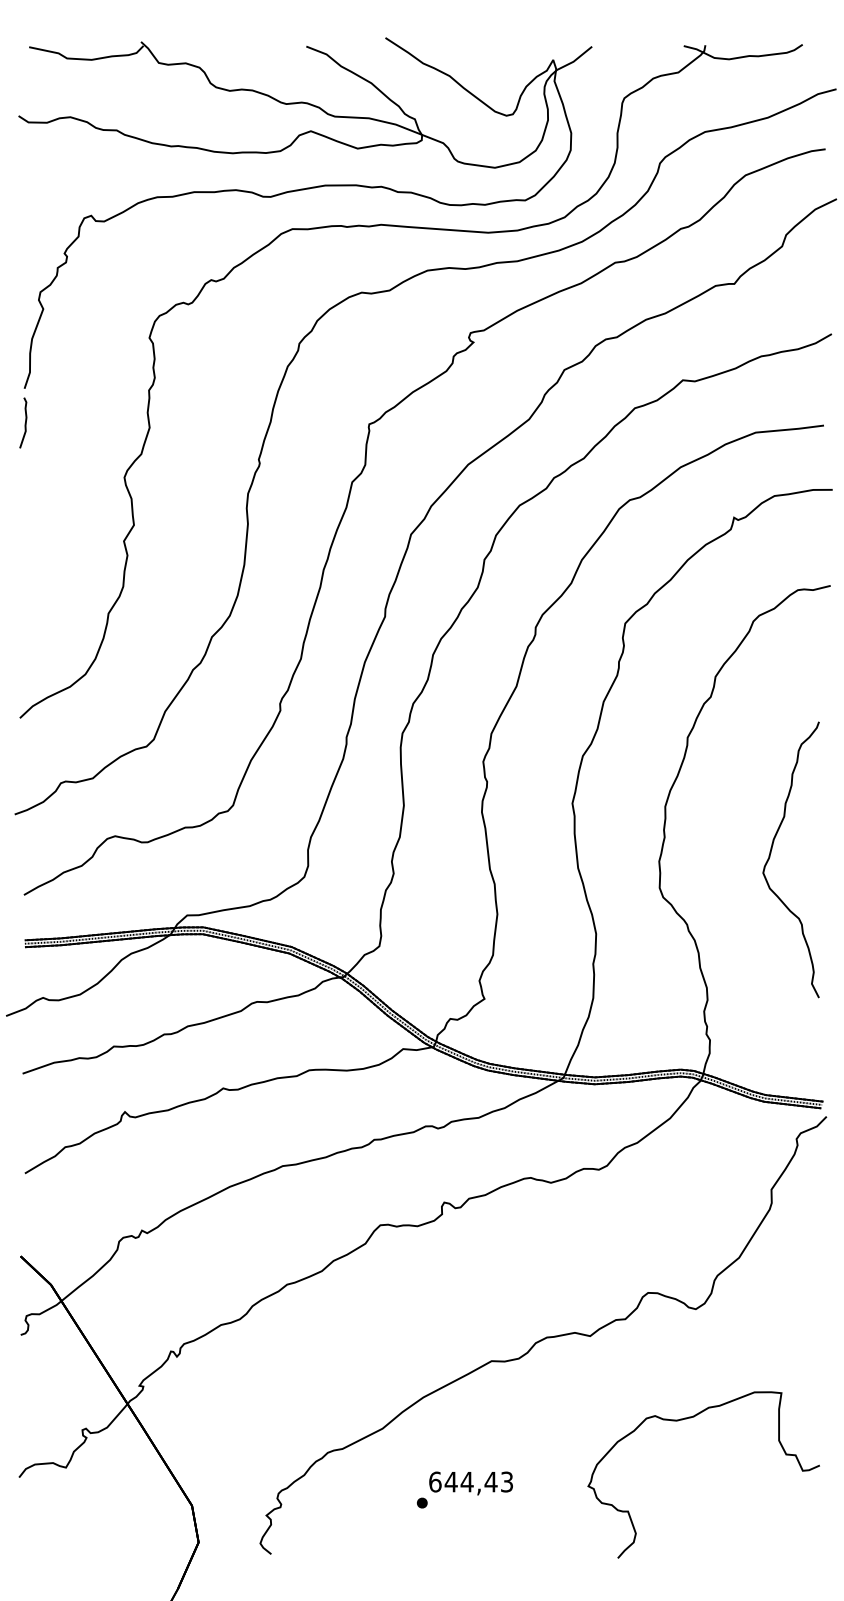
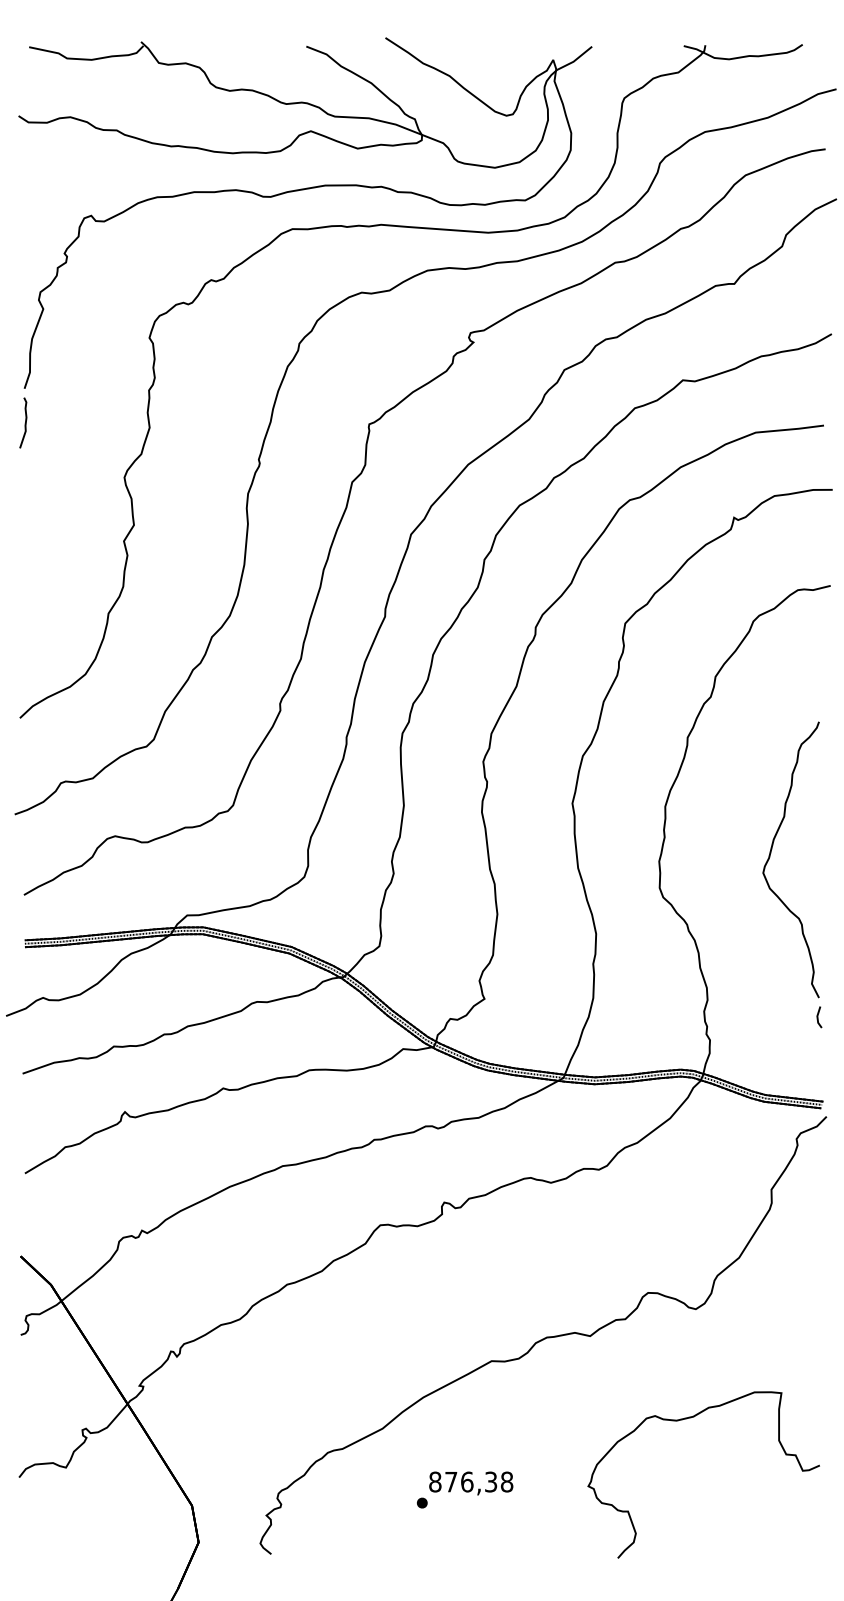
line: none -> present (818, 1017)
text: 644,43 -> 876,38 (471, 1481)
